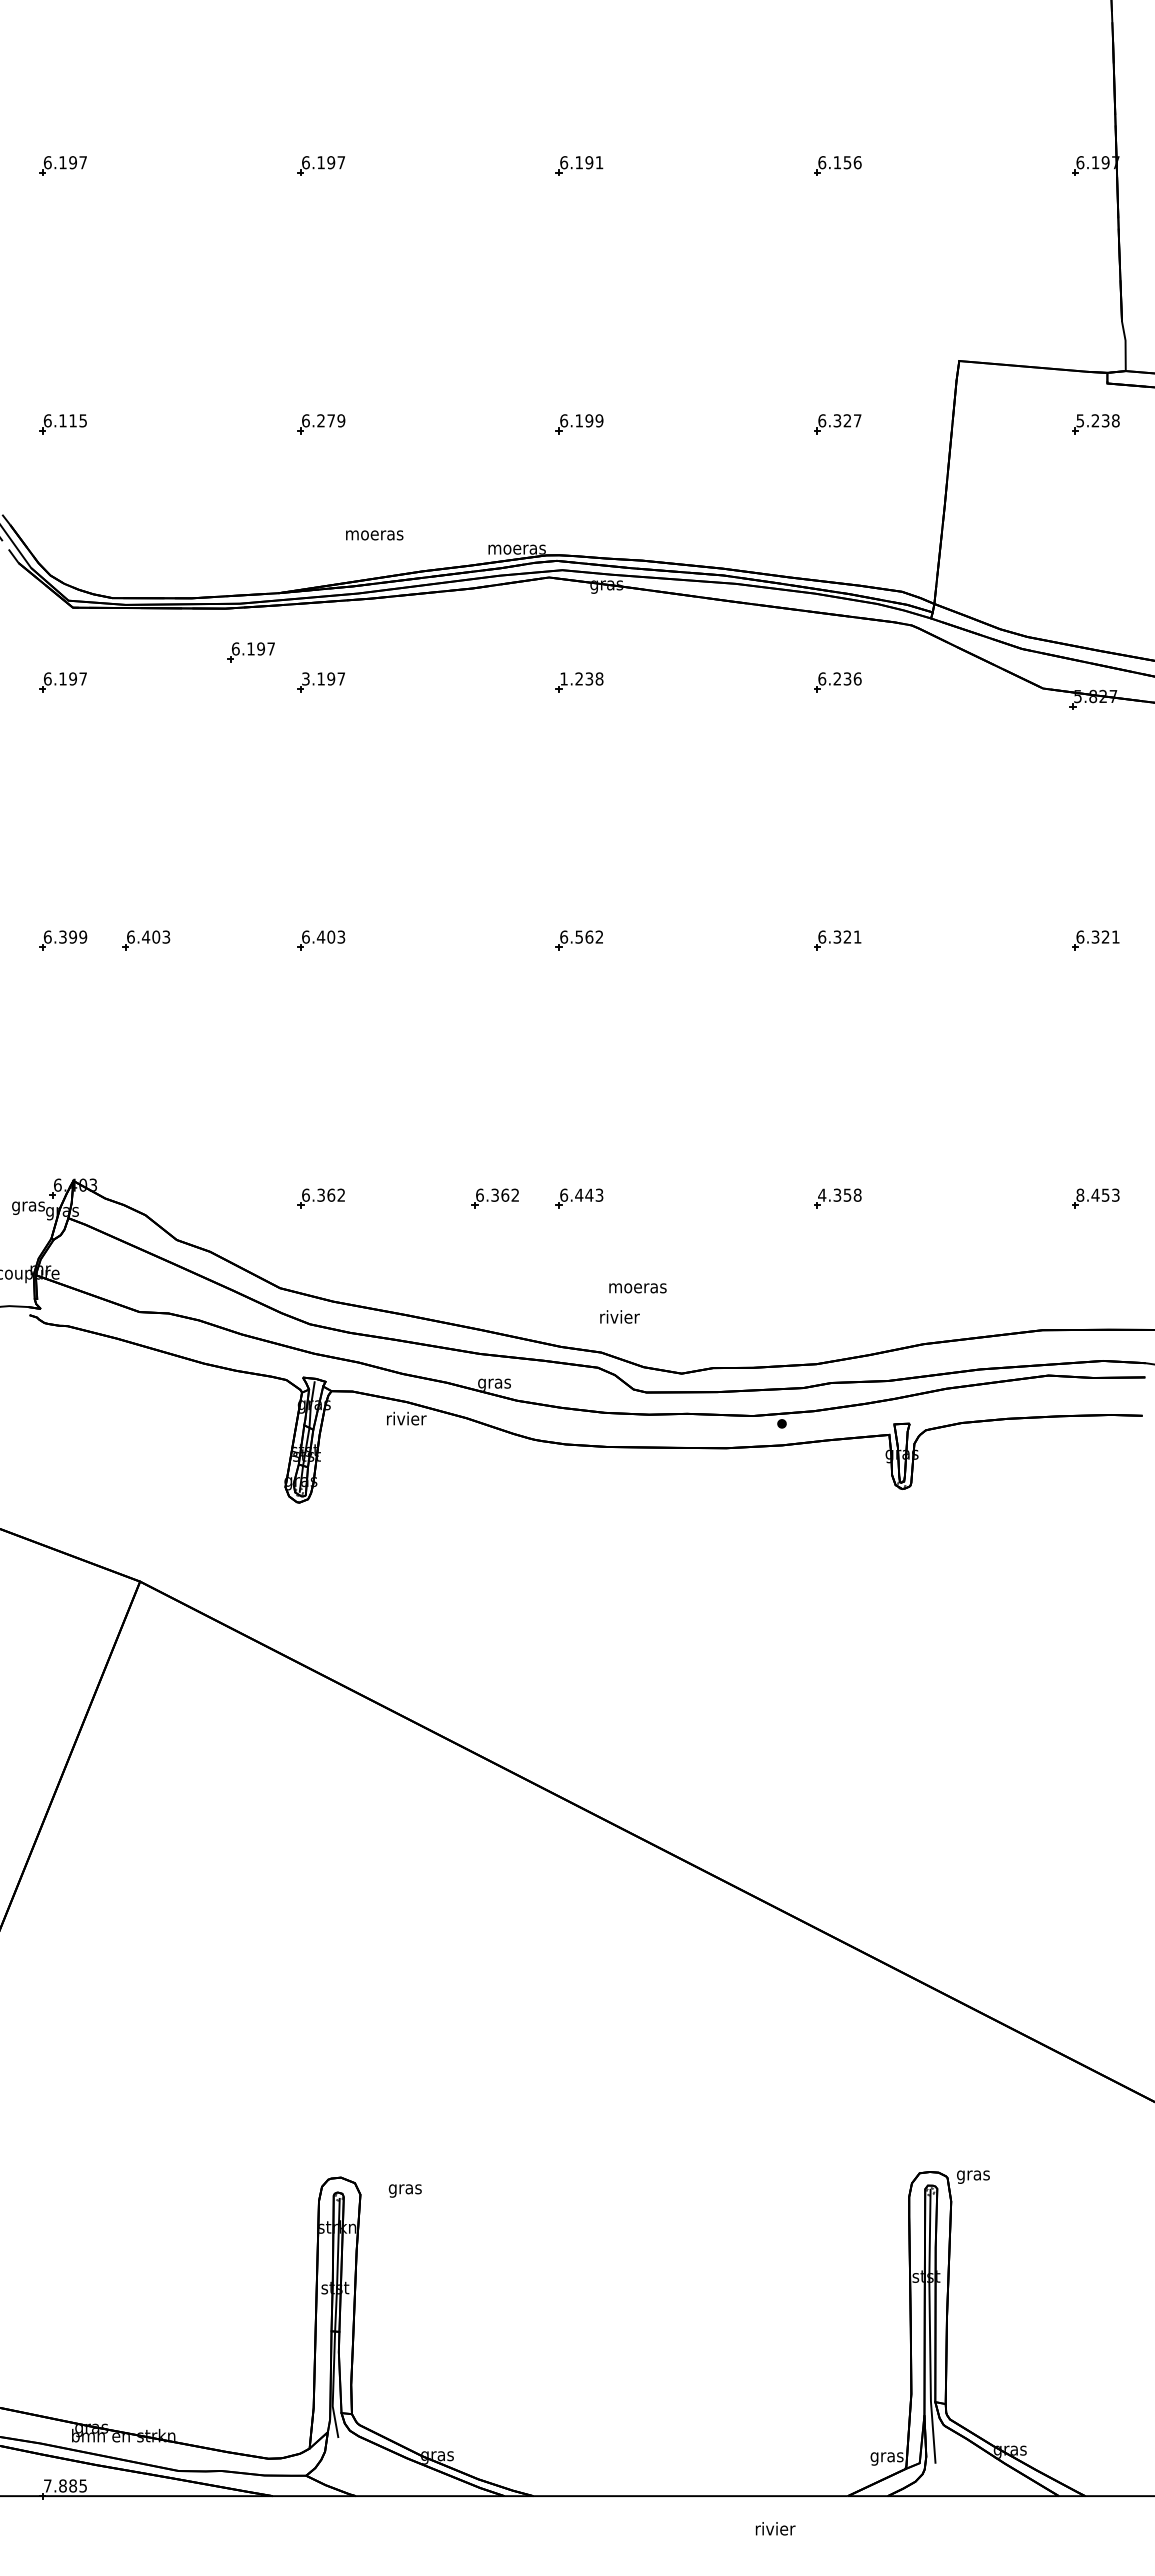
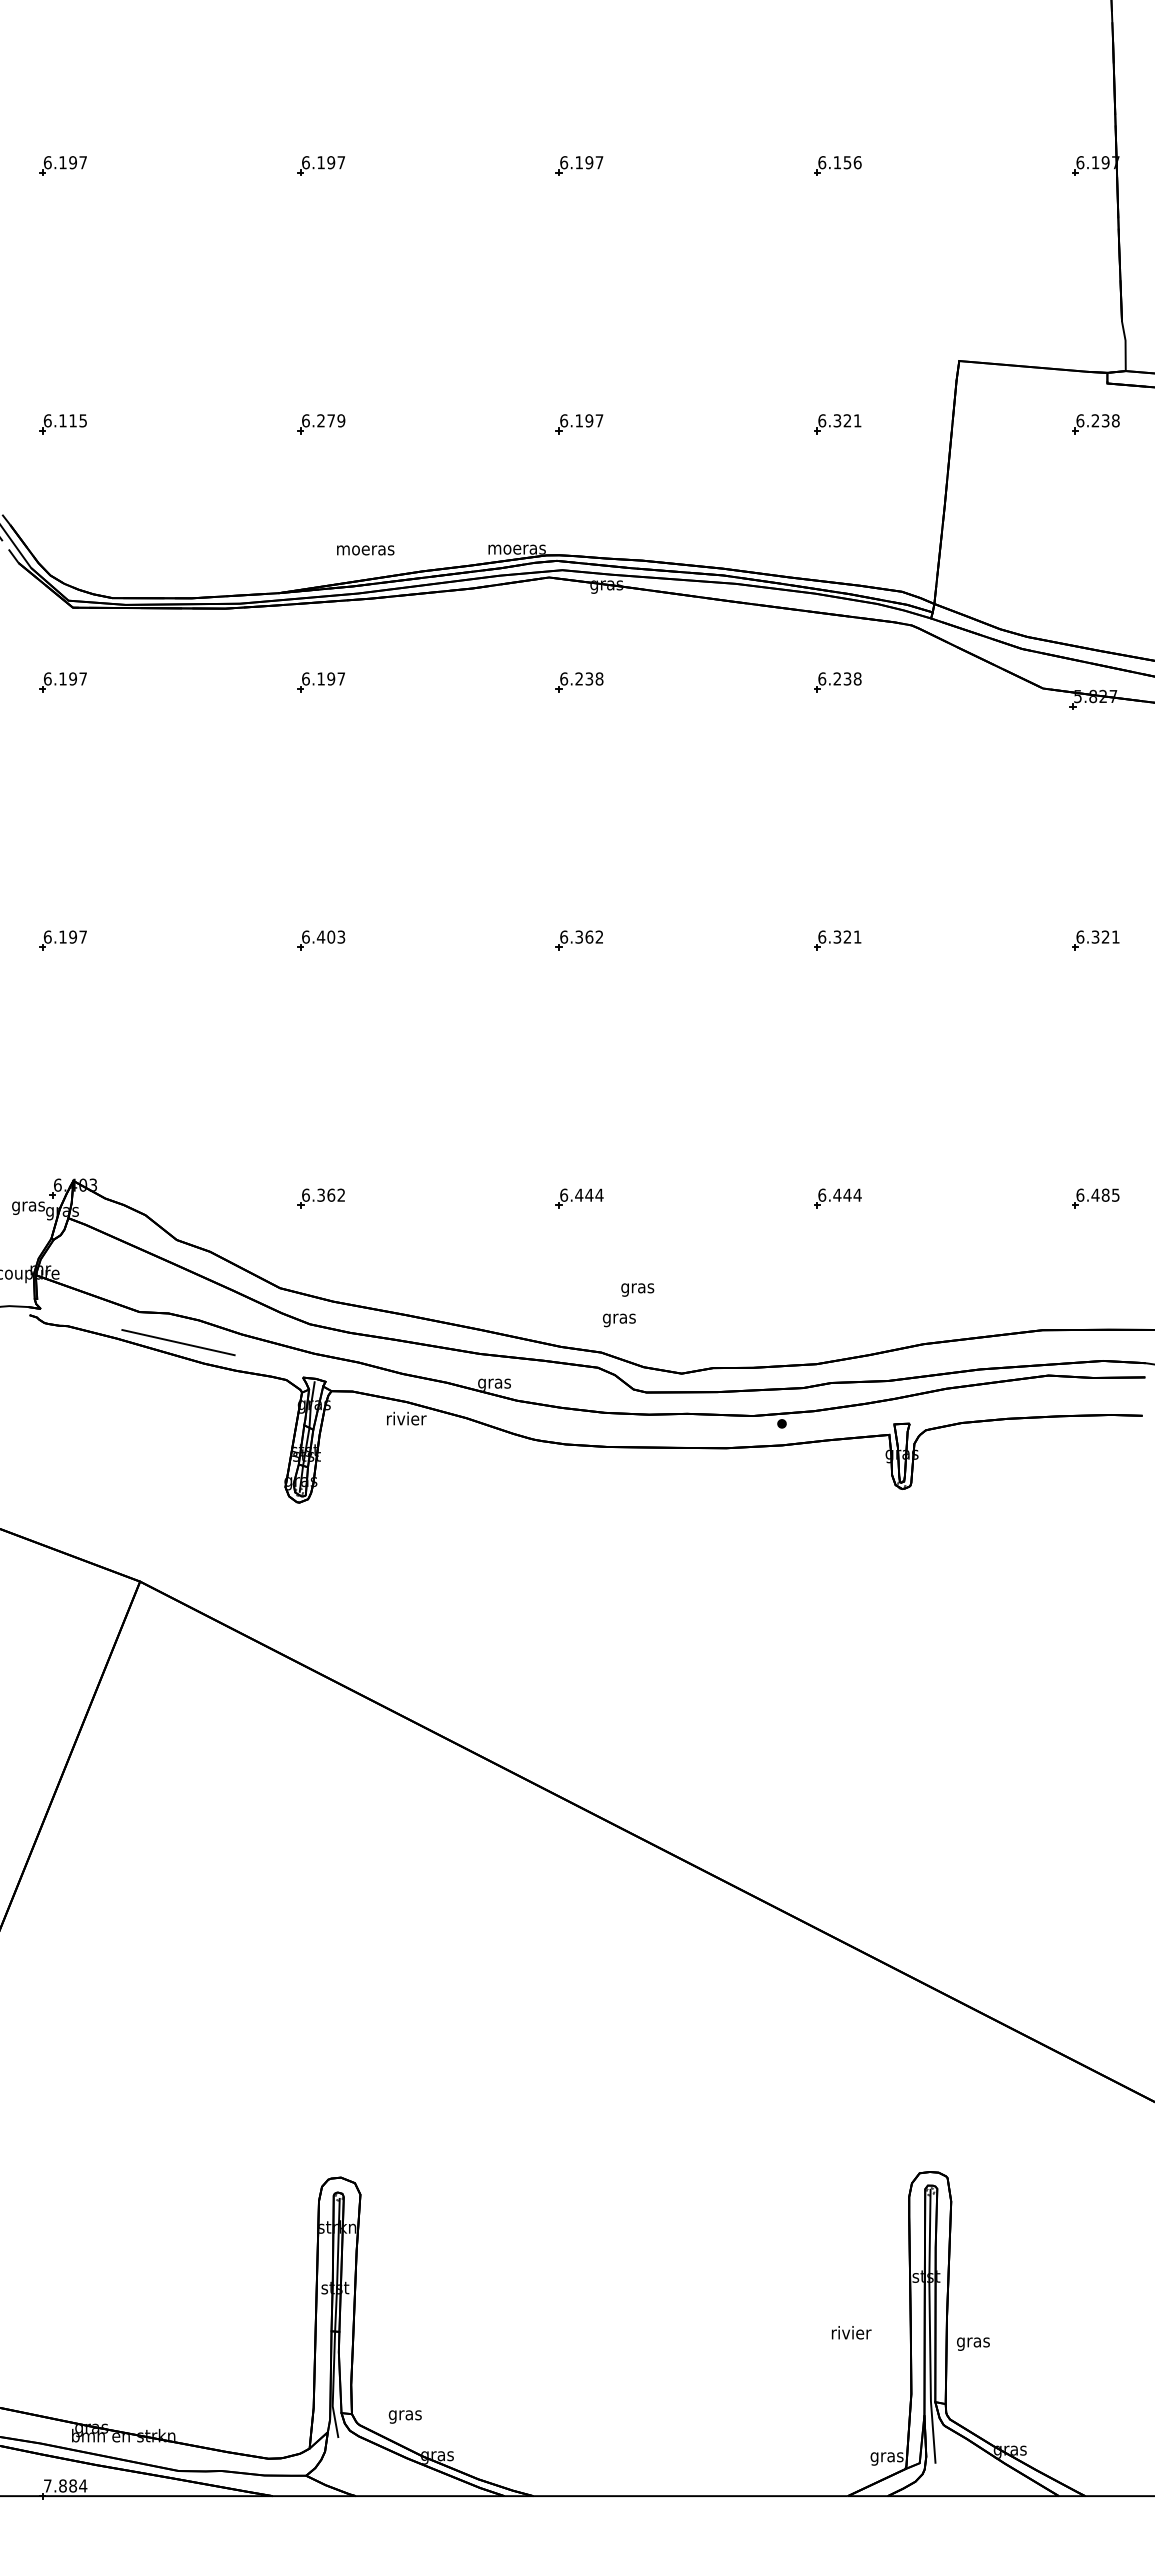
text: 6.191 -> 6.197 (599, 162)
text: 6.199 -> 6.197 (599, 420)
text: 6.327 -> 6.321 (857, 420)
text: 5.238 -> 6.238 (1080, 420)
text position: (374, 535) -> (365, 550) (365, 550)
part: present -> none (250, 652)
text: 3.197 -> 6.197 (305, 678)
text: 1.238 -> 6.238 (564, 678)
text: 6.236 -> 6.238 (857, 678)
text: 6.399 -> 6.197 (73, 936)
text: 6.562 -> 6.362 (578, 936)
part: present -> none (146, 940)
text: 6.443 -> 6.444 (599, 1194)
text: 4.358 -> 6.444 (839, 1194)
text: 8.453 -> 6.485 (1097, 1194)
part: present -> none (494, 1198)
text: moeras -> gras (637, 1289)
text: rivier -> gras (619, 1318)
line: none -> present (178, 1342)
text position: (973, 2176) -> (973, 2343) (973, 2343)
text position: (404, 2190) -> (404, 2416) (404, 2416)
text: 7.885 -> 7.884 (83, 2485)
text position: (775, 2528) -> (851, 2332) (851, 2332)
